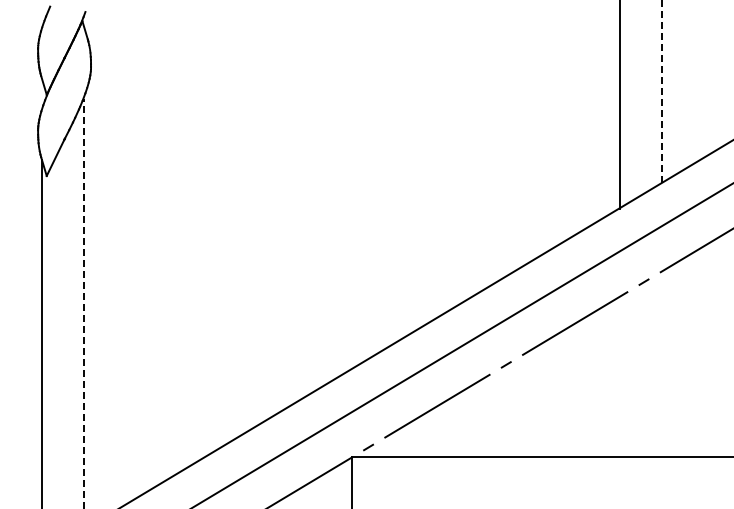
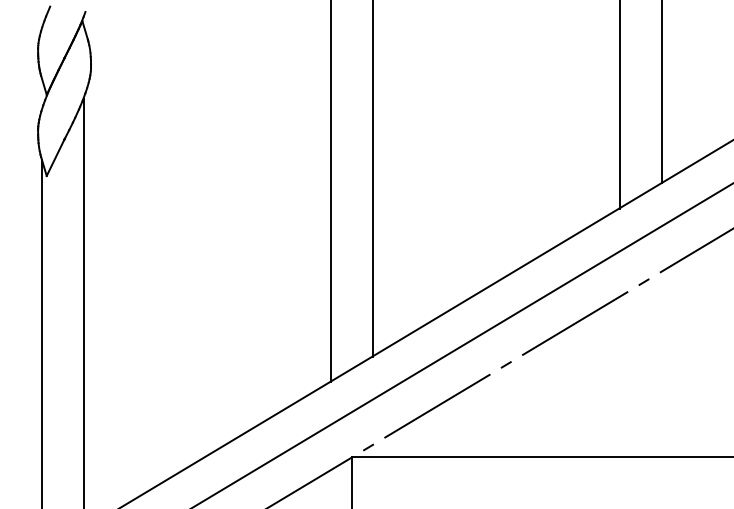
line: dashed -> solid (662, 91)
line: none -> present (373, 179)
line: none -> present (331, 192)
line: dashed -> solid (83, 303)
